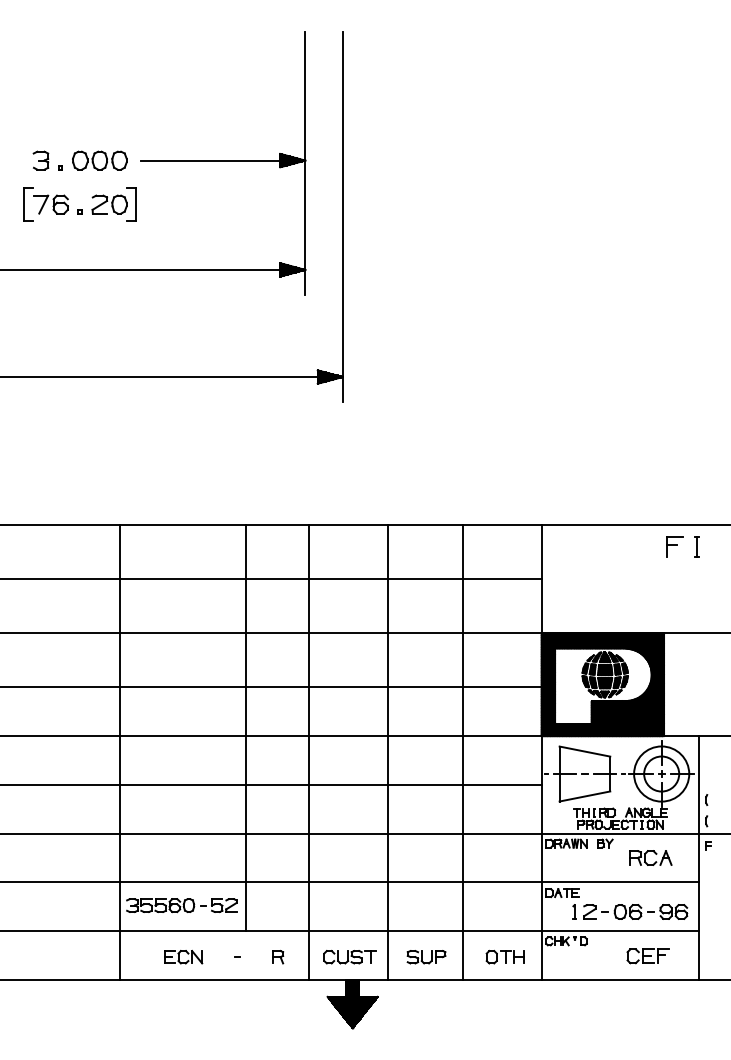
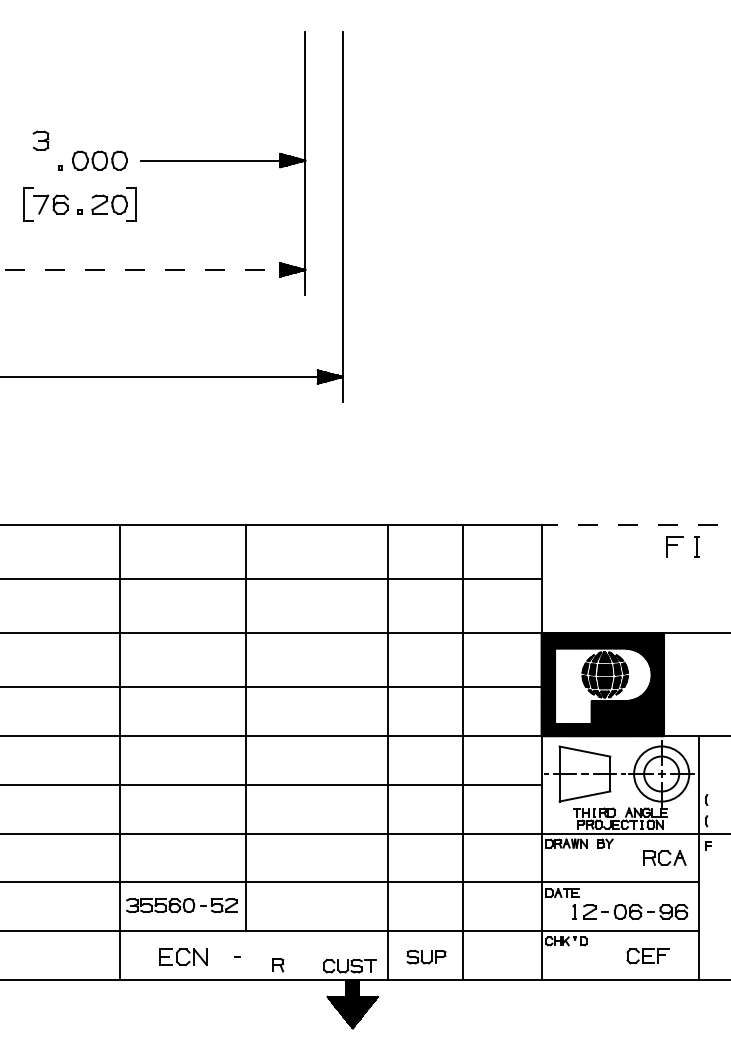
part position: (40, 160) -> (40, 140) (40, 140)
line: solid -> dashed (152, 269)
line: solid -> dashed (635, 524)
line: present -> none (309, 751)
part position: (650, 857) -> (664, 857) (664, 857)
part position: (349, 956) -> (349, 965) (349, 965)
part: present -> none (504, 956)
part size: 40x15 px -> 49x18 px (183, 956)
part position: (278, 957) -> (278, 965) (278, 965)
